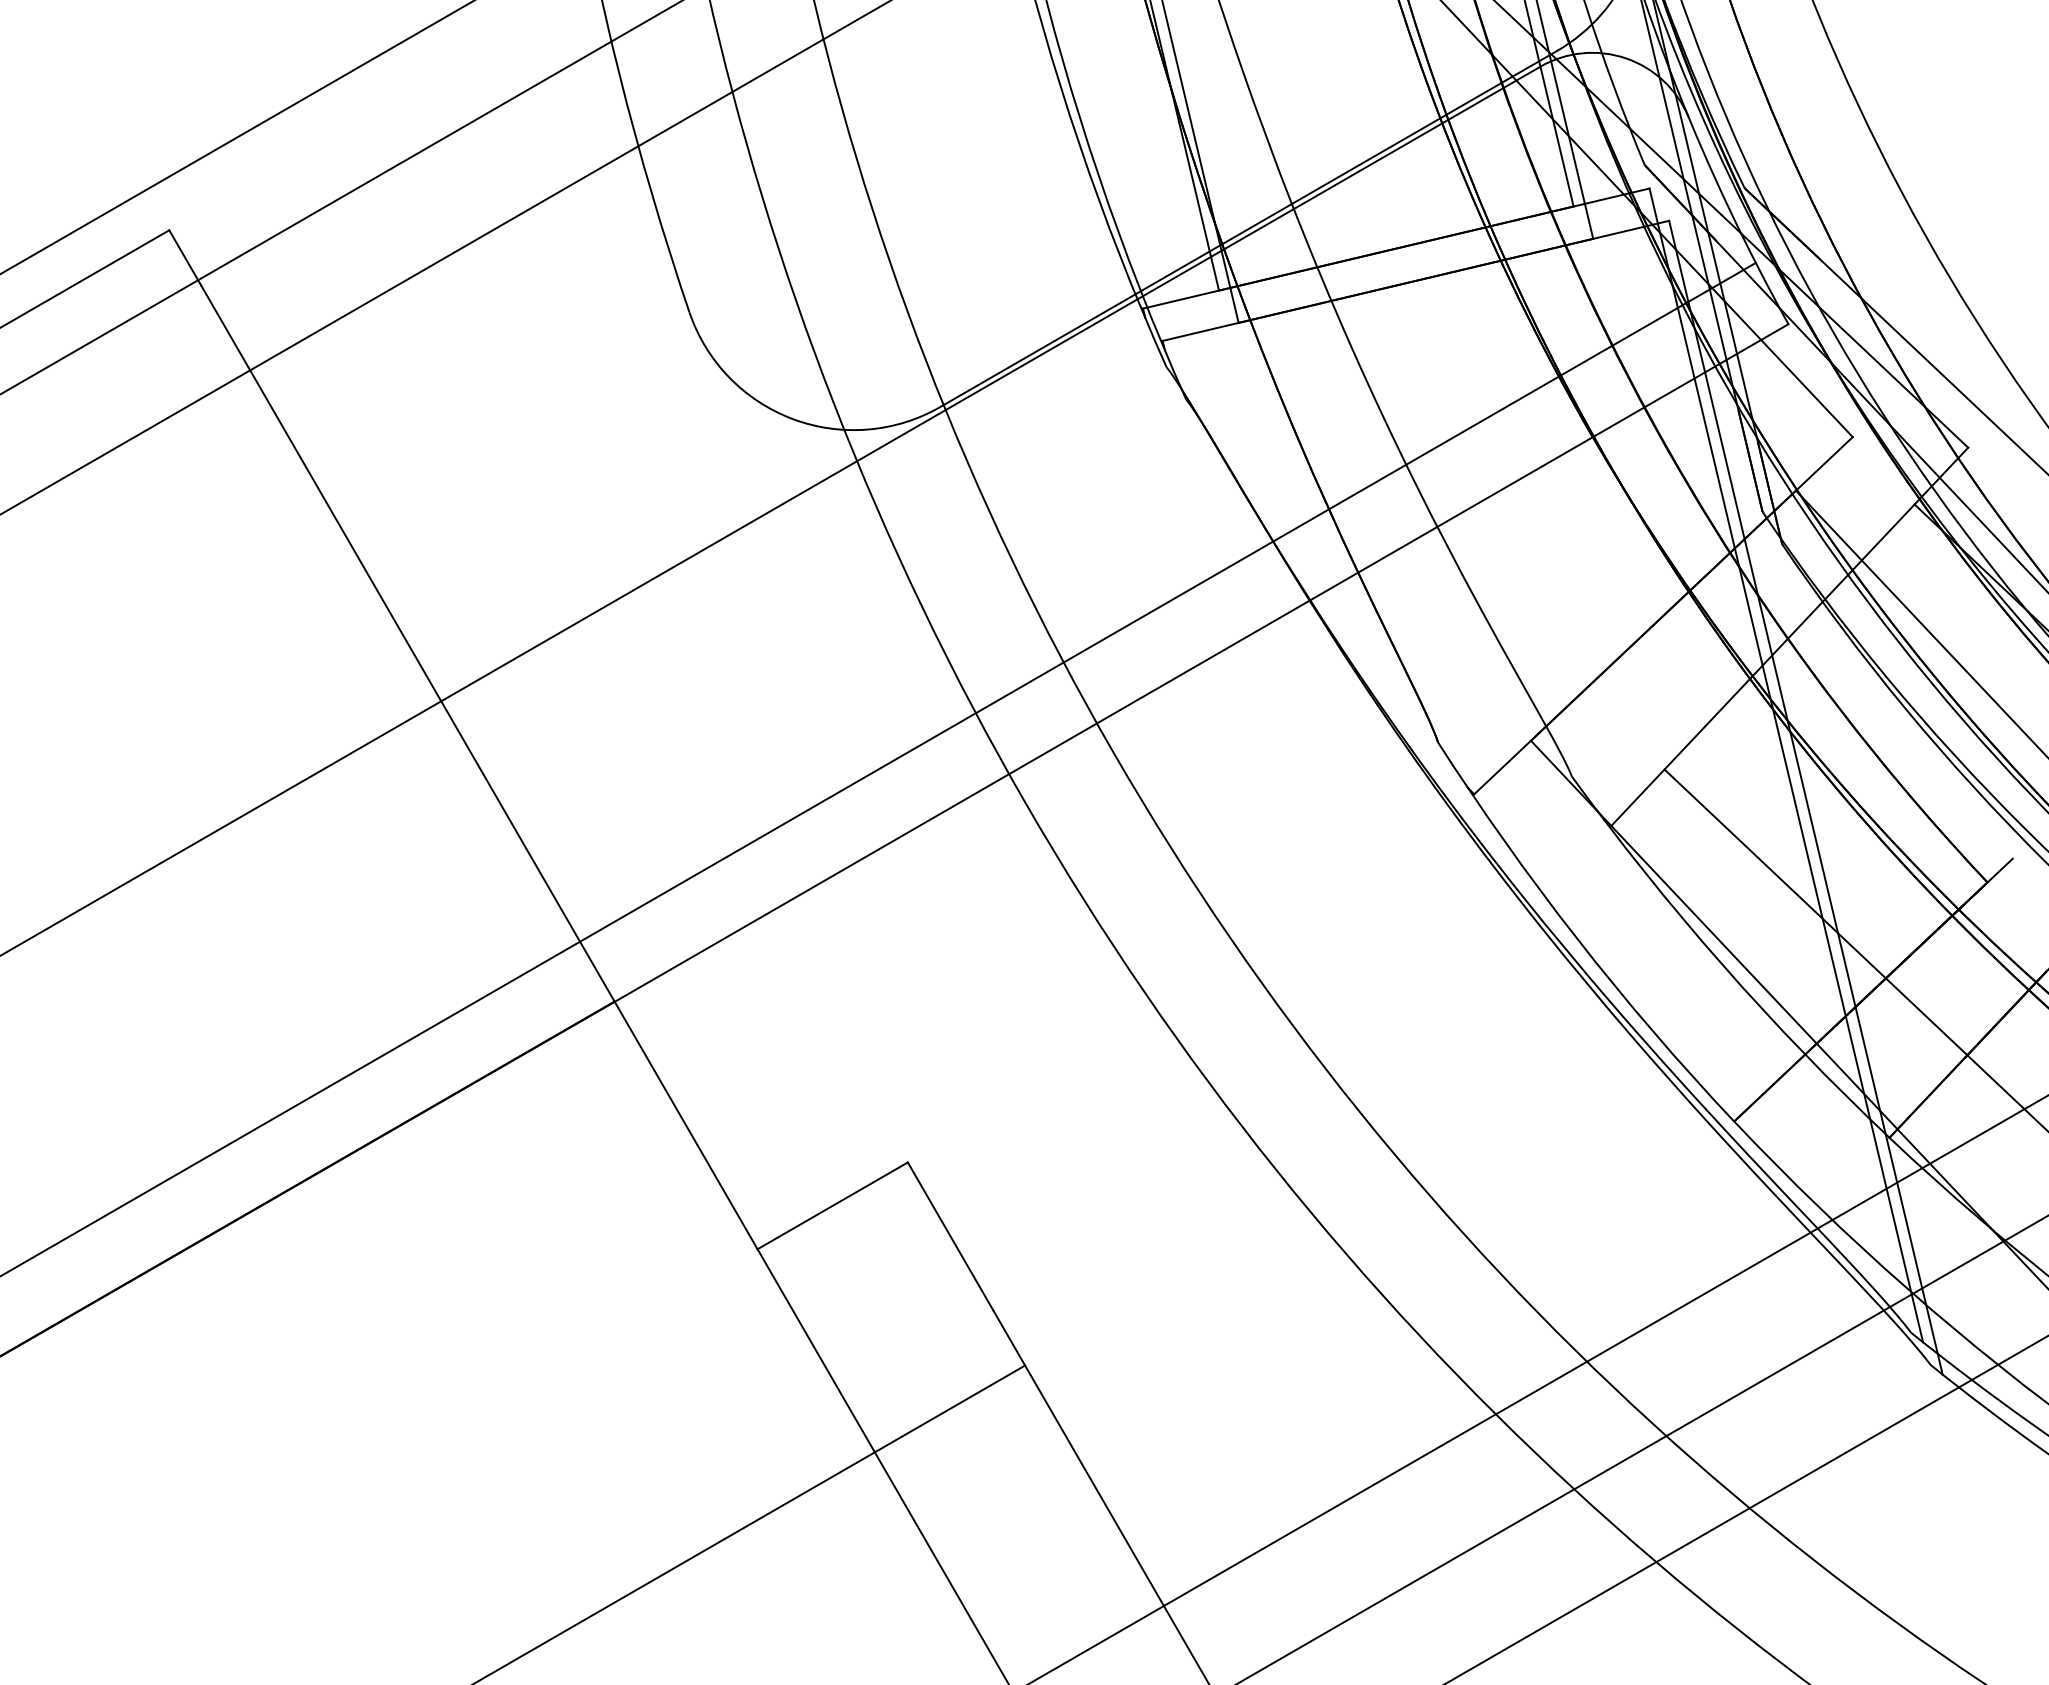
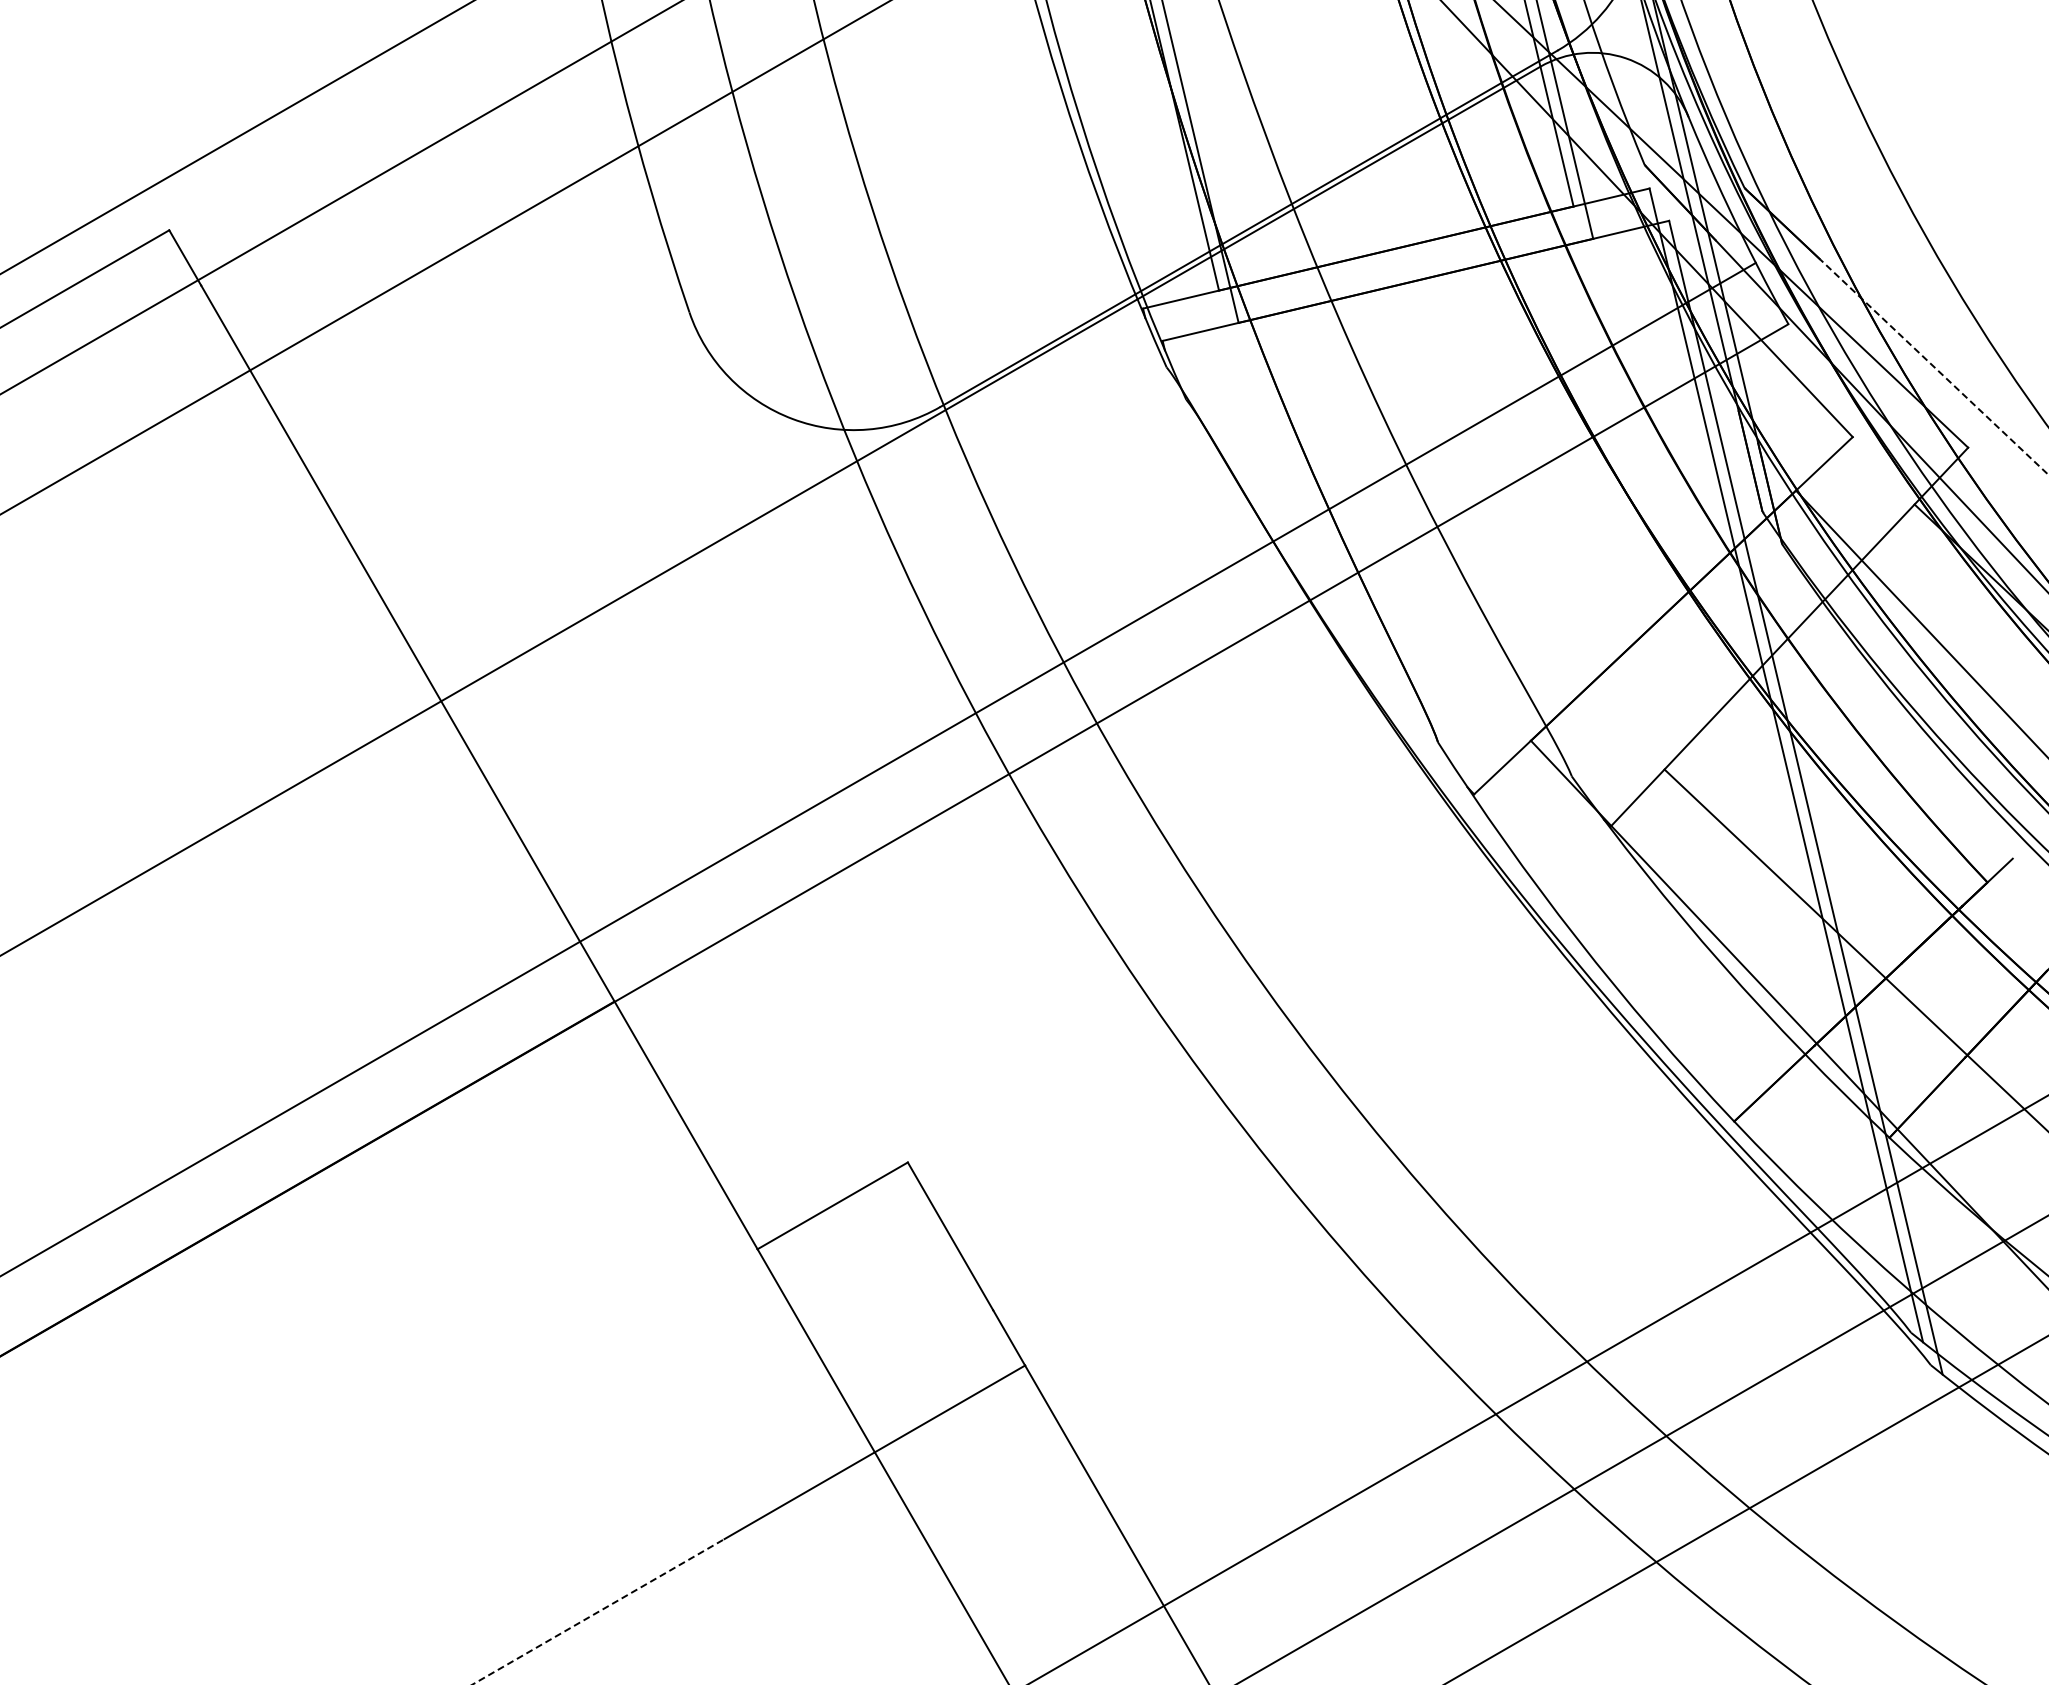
line: solid -> dashed (1934, 367)
line: solid -> dashed (599, 1611)
